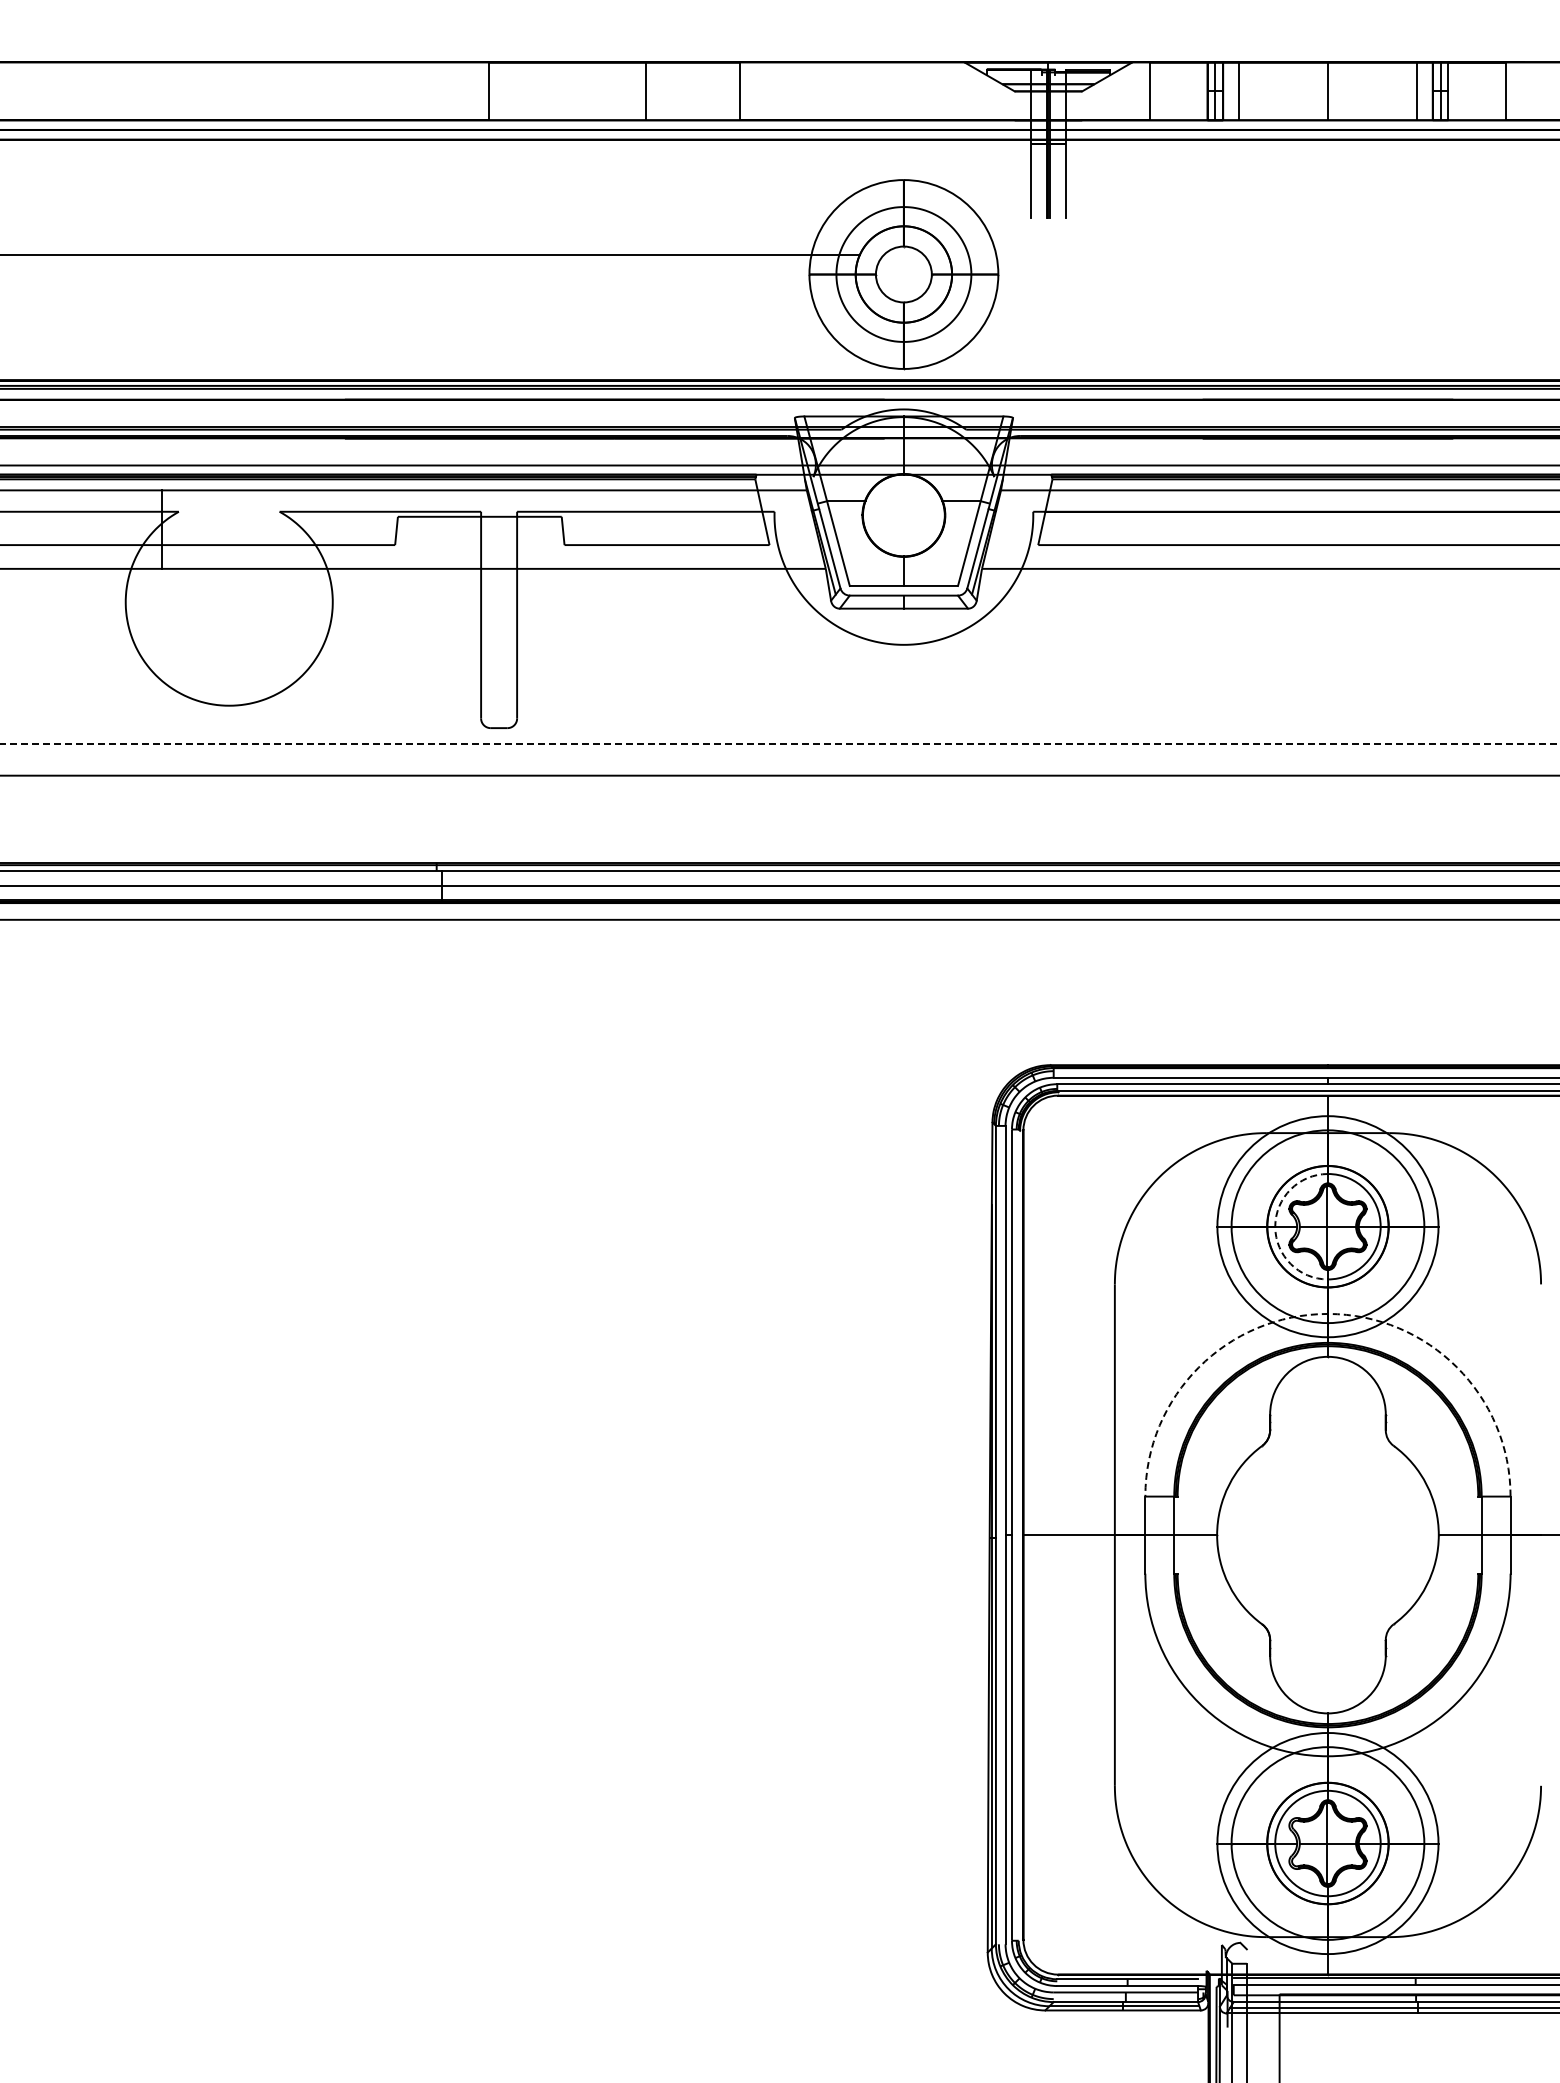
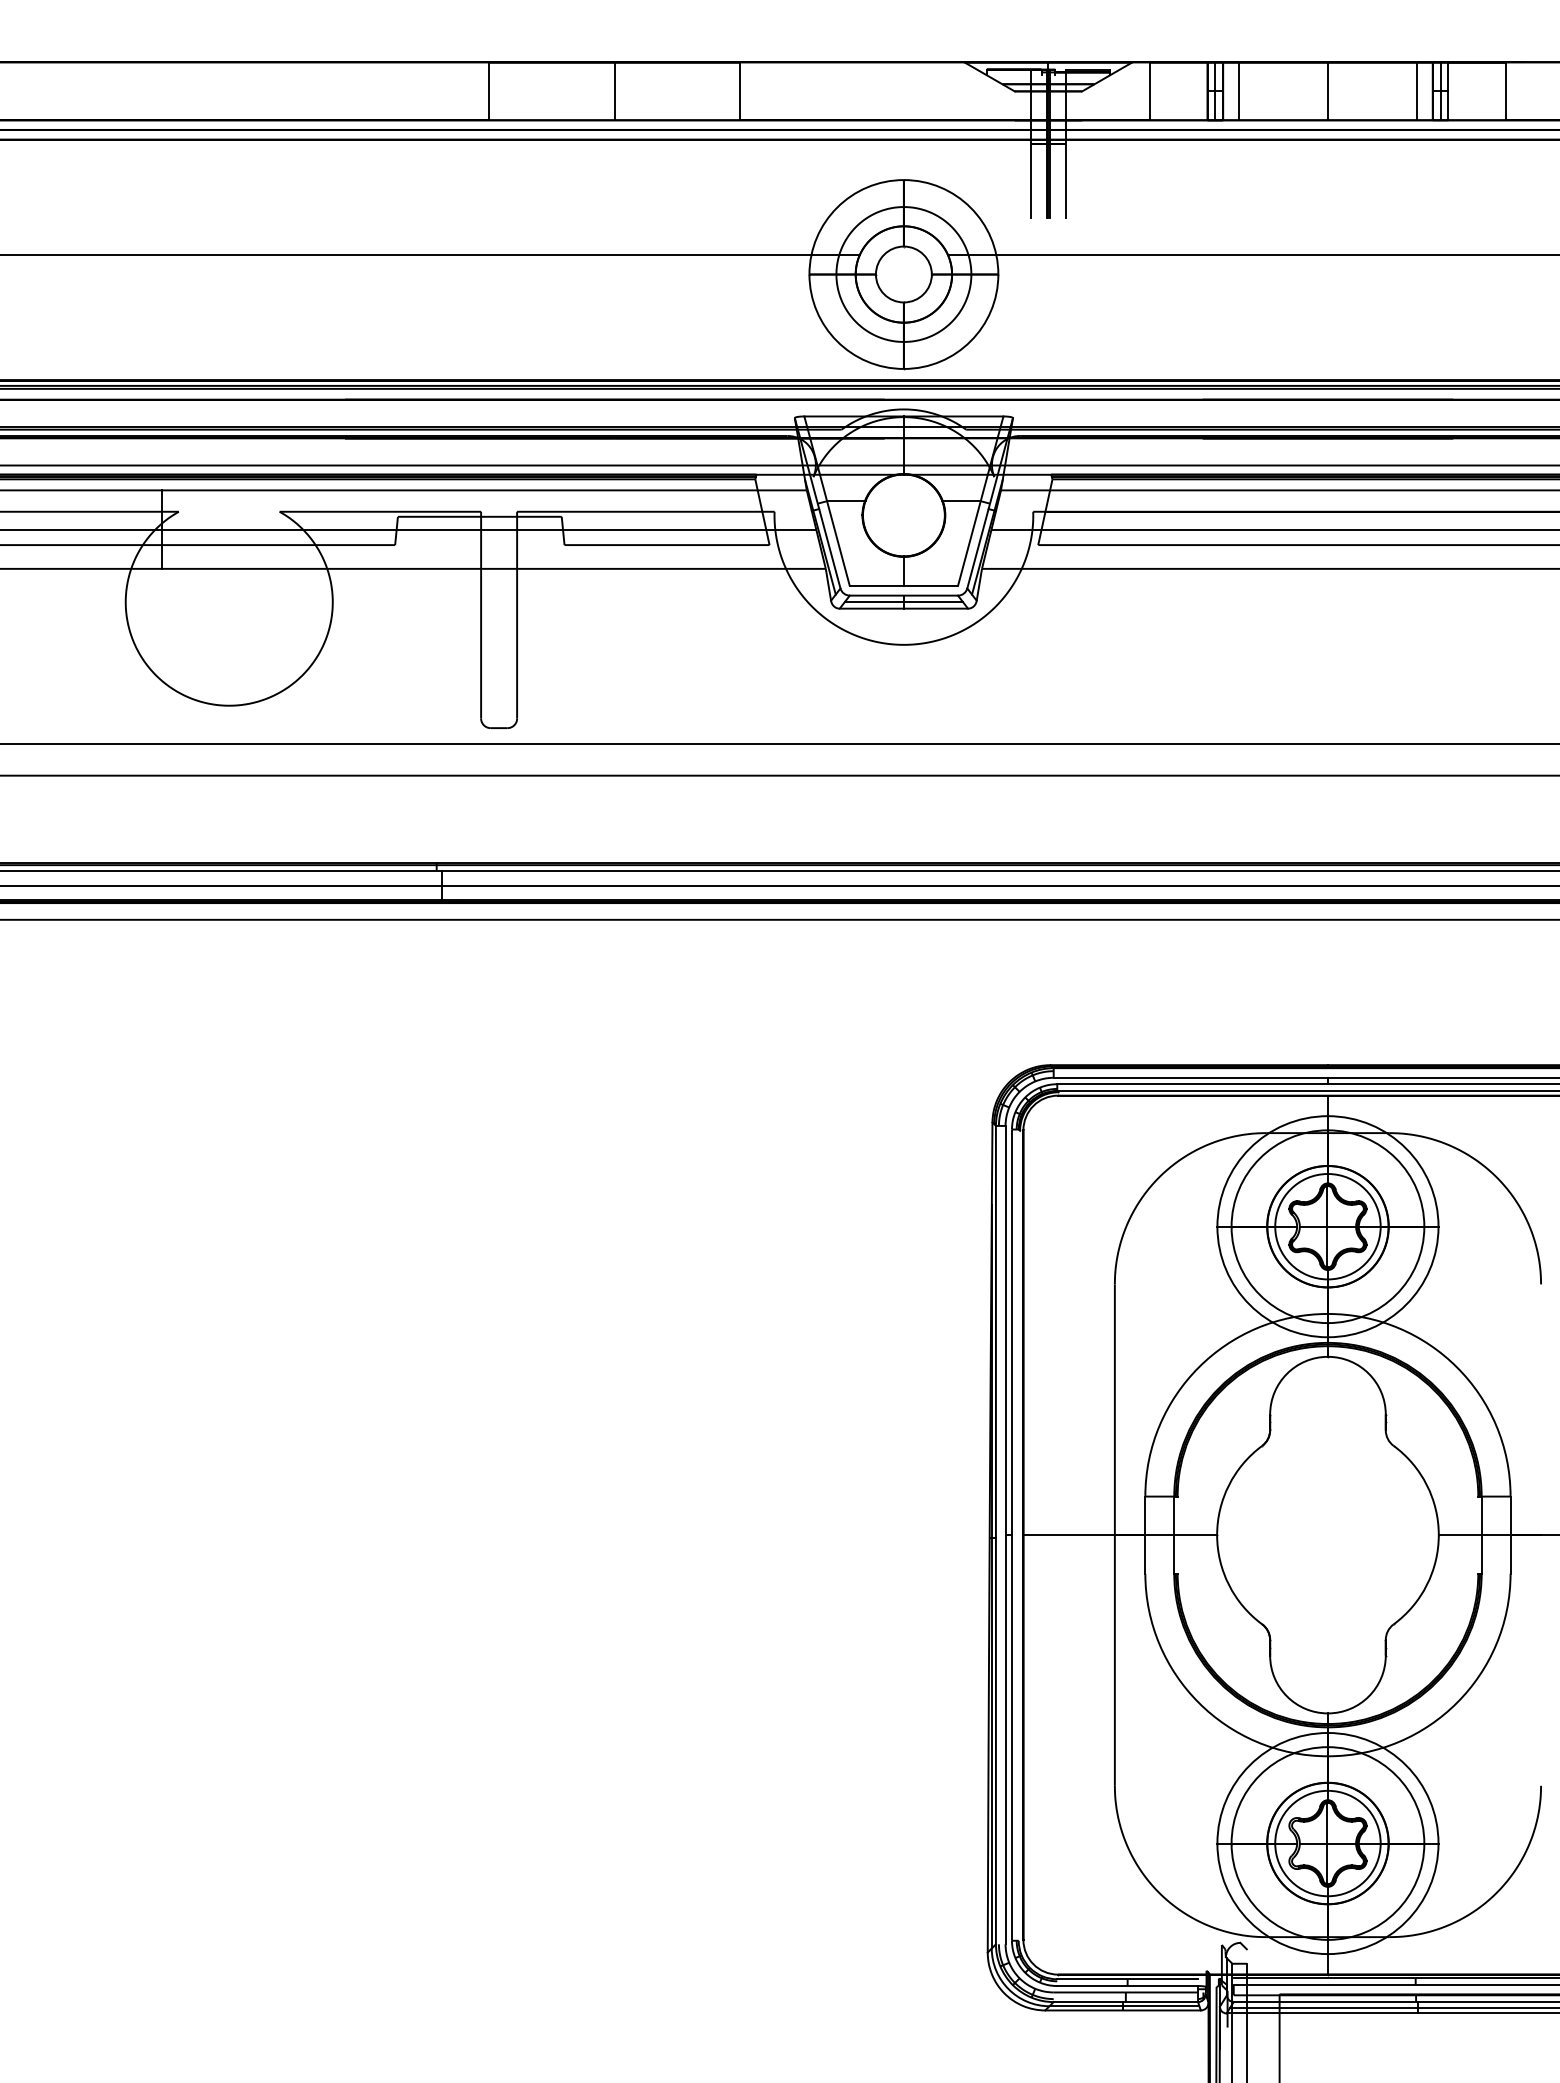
line position: (645, 91) -> (614, 91) (614, 91)
line: none -> present (1252, 255)
line: none -> present (409, 529)
line: none -> present (1273, 529)
line: none -> present (903, 602)
line: dashed -> solid (780, 744)
arc: dashed -> solid (1275, 1226)
arc: dashed -> solid (1327, 1313)
